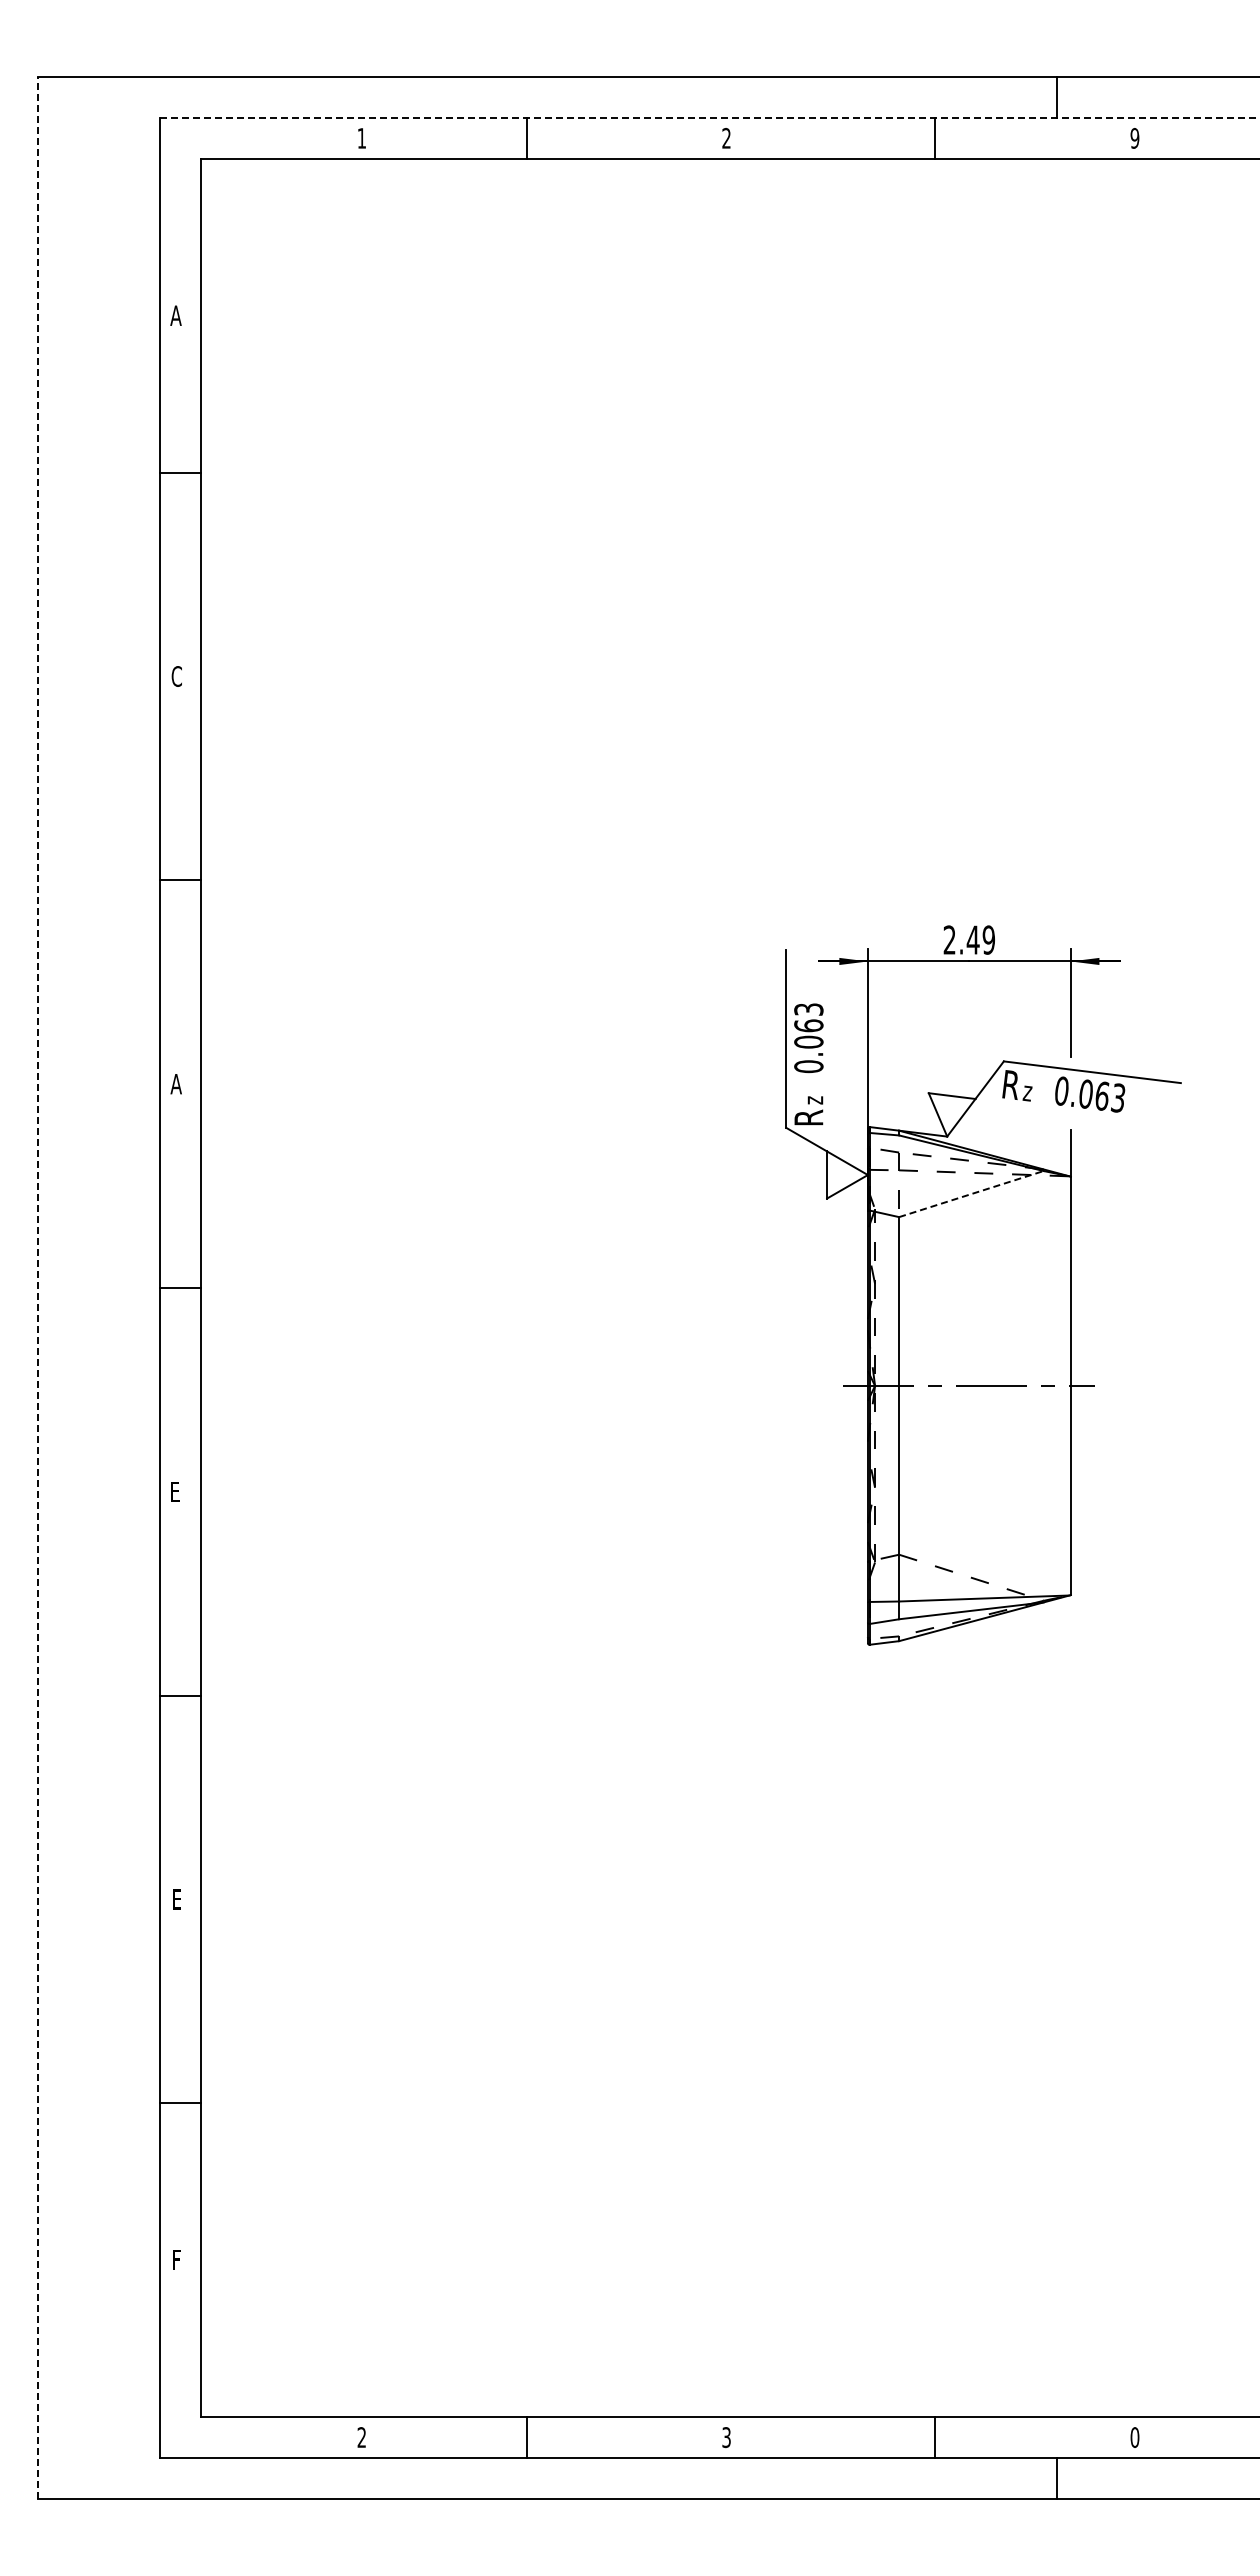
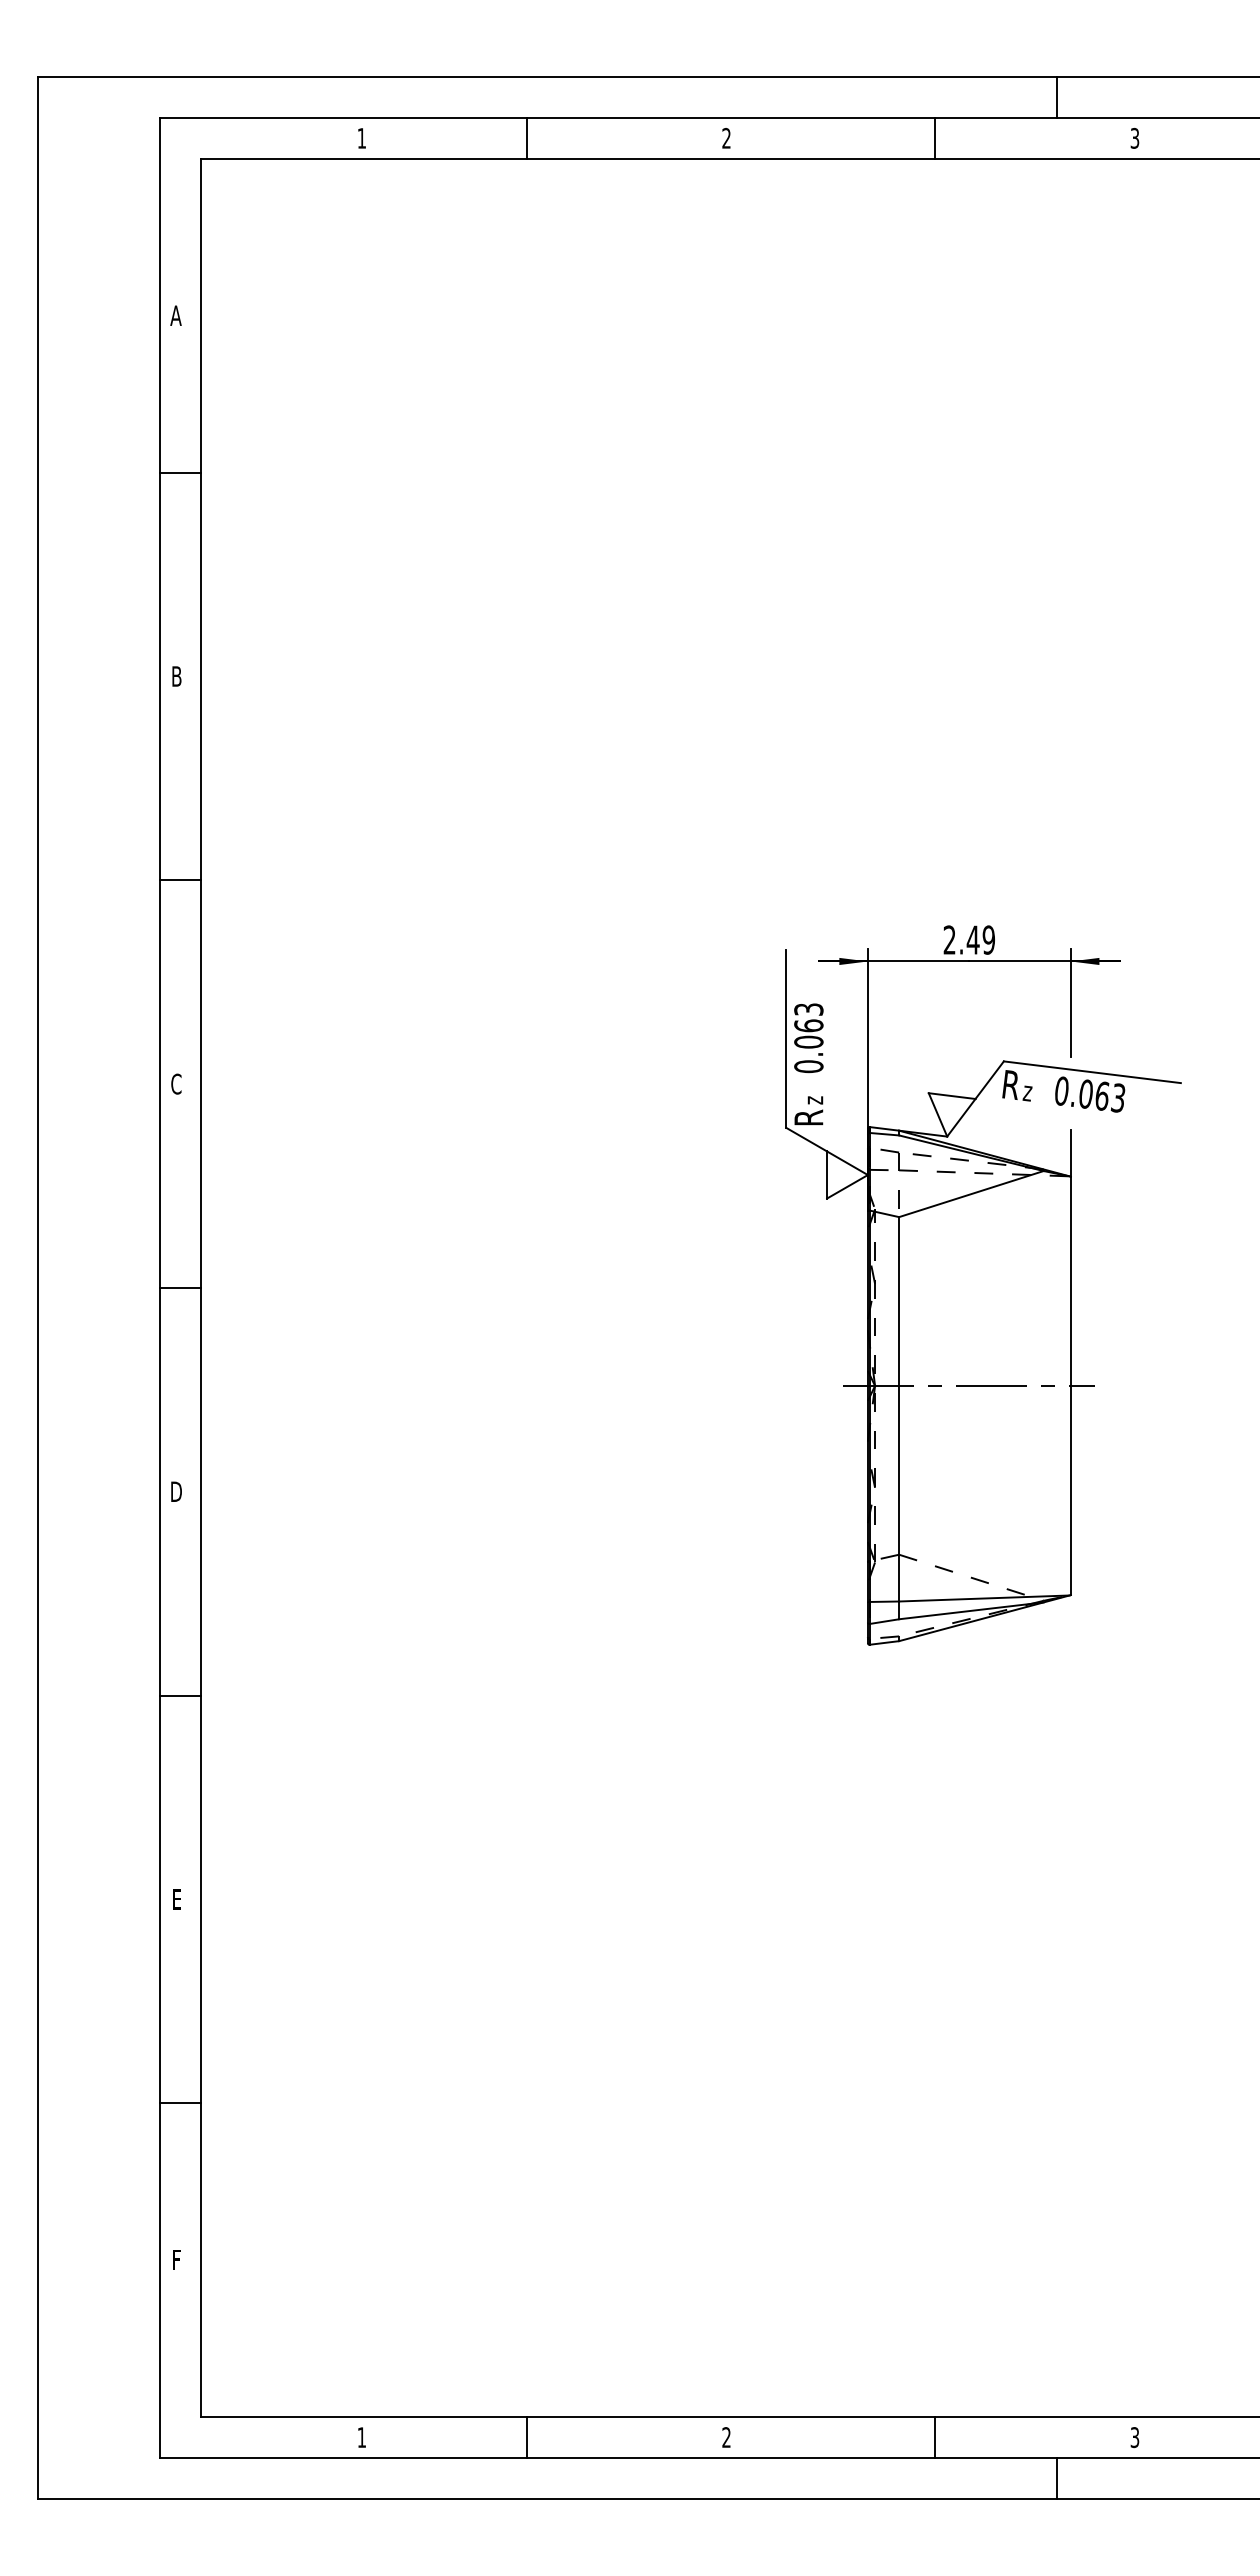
line: dashed -> solid (710, 118)
text: 9 -> 3 (1134, 138)
text: C -> B (176, 676)
text: A -> C (175, 1083)
line: dashed -> solid (971, 1194)
line: dashed -> solid (37, 1287)
text: E -> D (176, 1491)
text: 2 -> 1 (361, 2437)
text: 3 -> 2 (726, 2437)
text: 0 -> 3 (1134, 2437)
